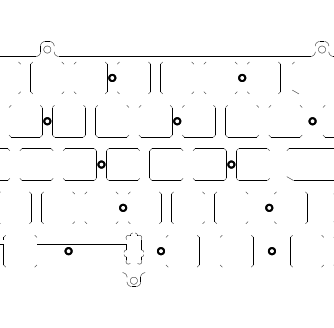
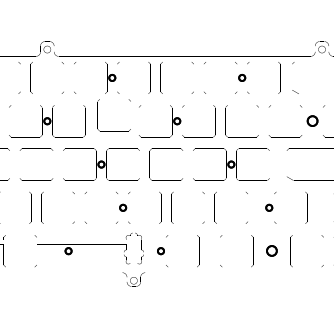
part position: (95, 121) -> (97, 115) (97, 115)
part size: 9x9 px -> 13x12 px (312, 120)
part size: 8x9 px -> 12x12 px (271, 250)
